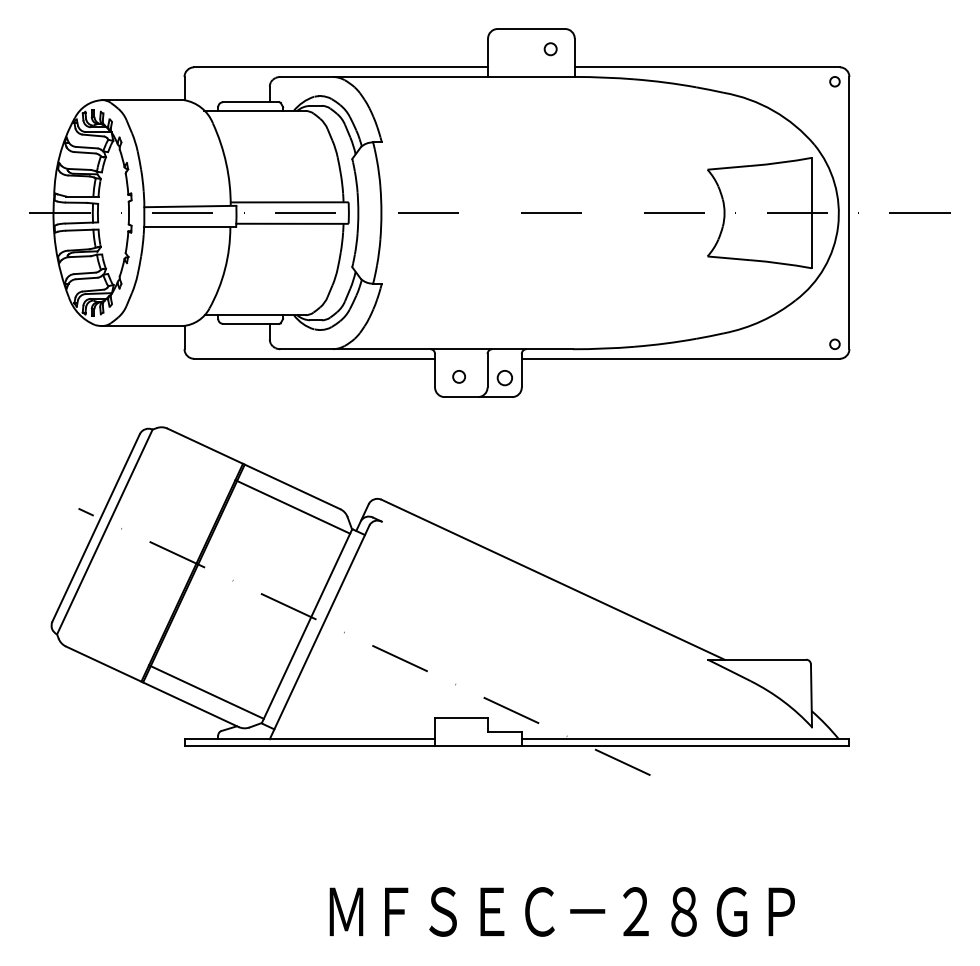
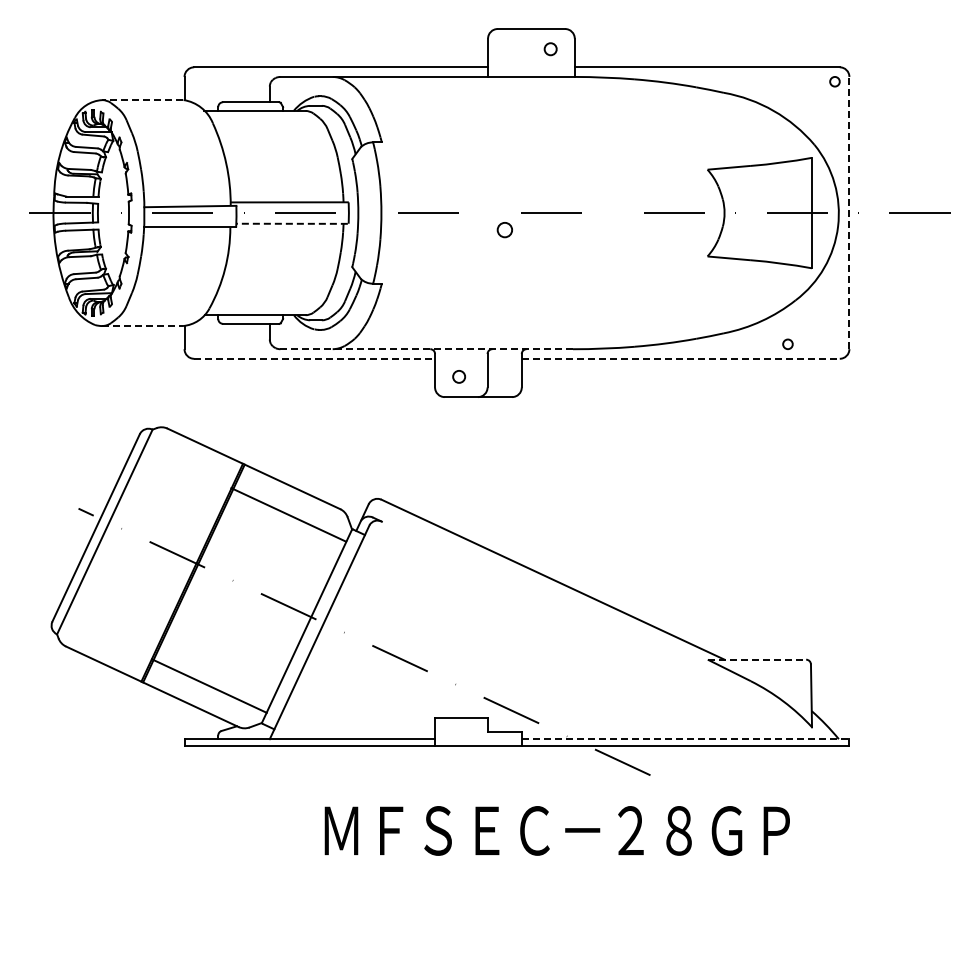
line: solid -> dashed (141, 100)
line: solid -> dashed (849, 212)
line: solid -> dashed (292, 223)
line: solid -> dashed (142, 326)
circle position: (834, 343) -> (787, 343) (787, 343)
line: solid -> dashed (426, 349)
line: solid -> dashed (315, 358)
line: solid -> dashed (680, 358)
circle position: (504, 378) -> (504, 230) (504, 230)
line position: (292, 506) -> (288, 514) (288, 514)
line: solid -> dashed (757, 659)
line position: (206, 691) -> (209, 685) (209, 685)
line: solid -> dashed (685, 739)
text position: (561, 911) -> (556, 830) (556, 830)
